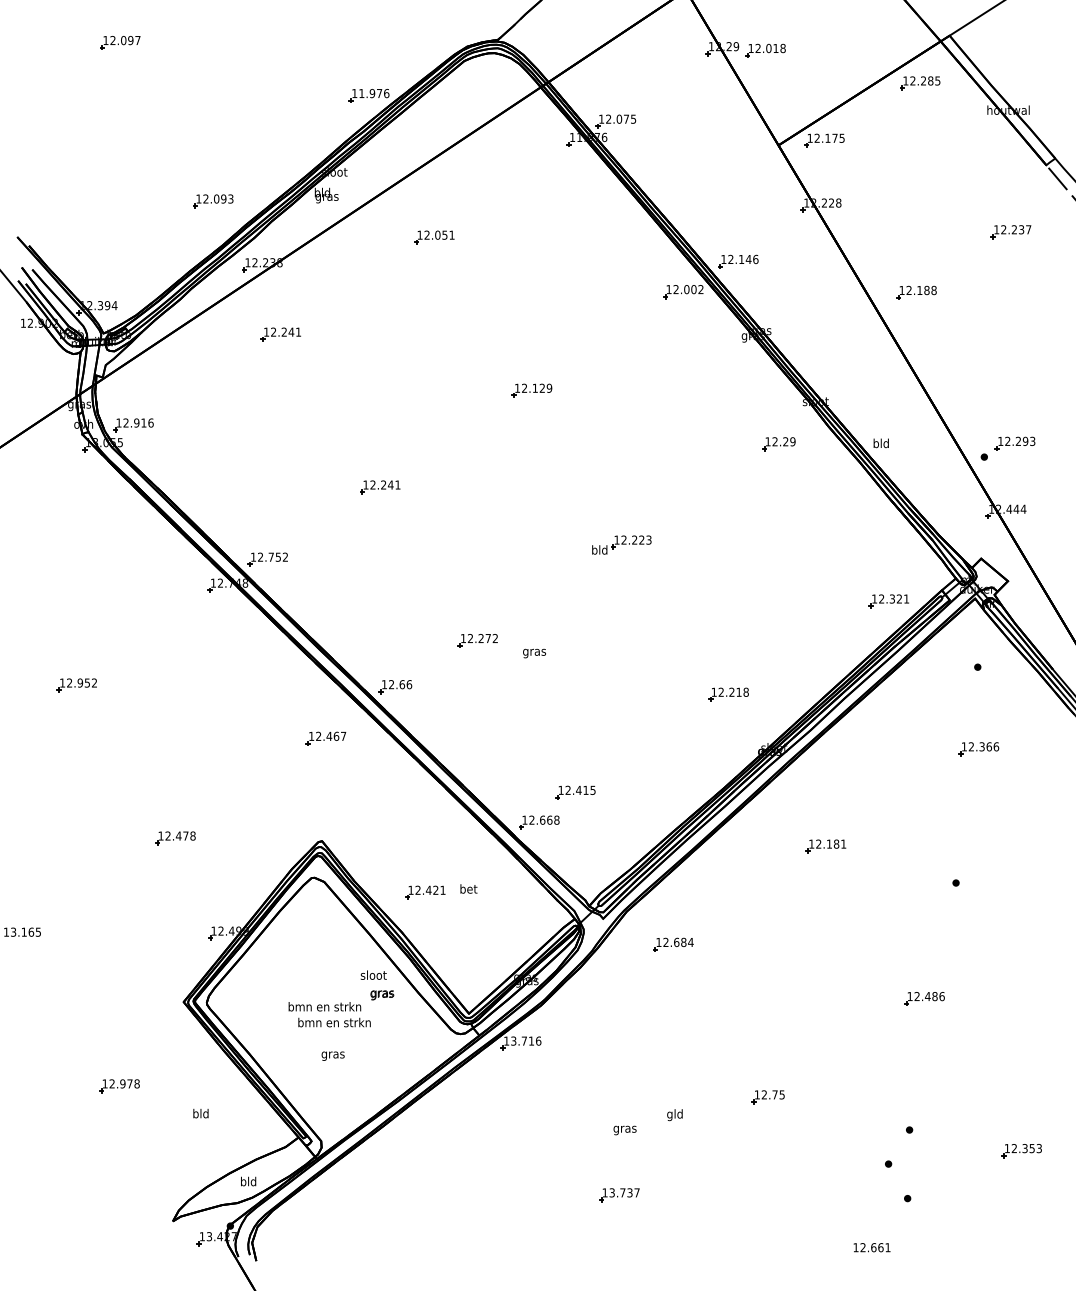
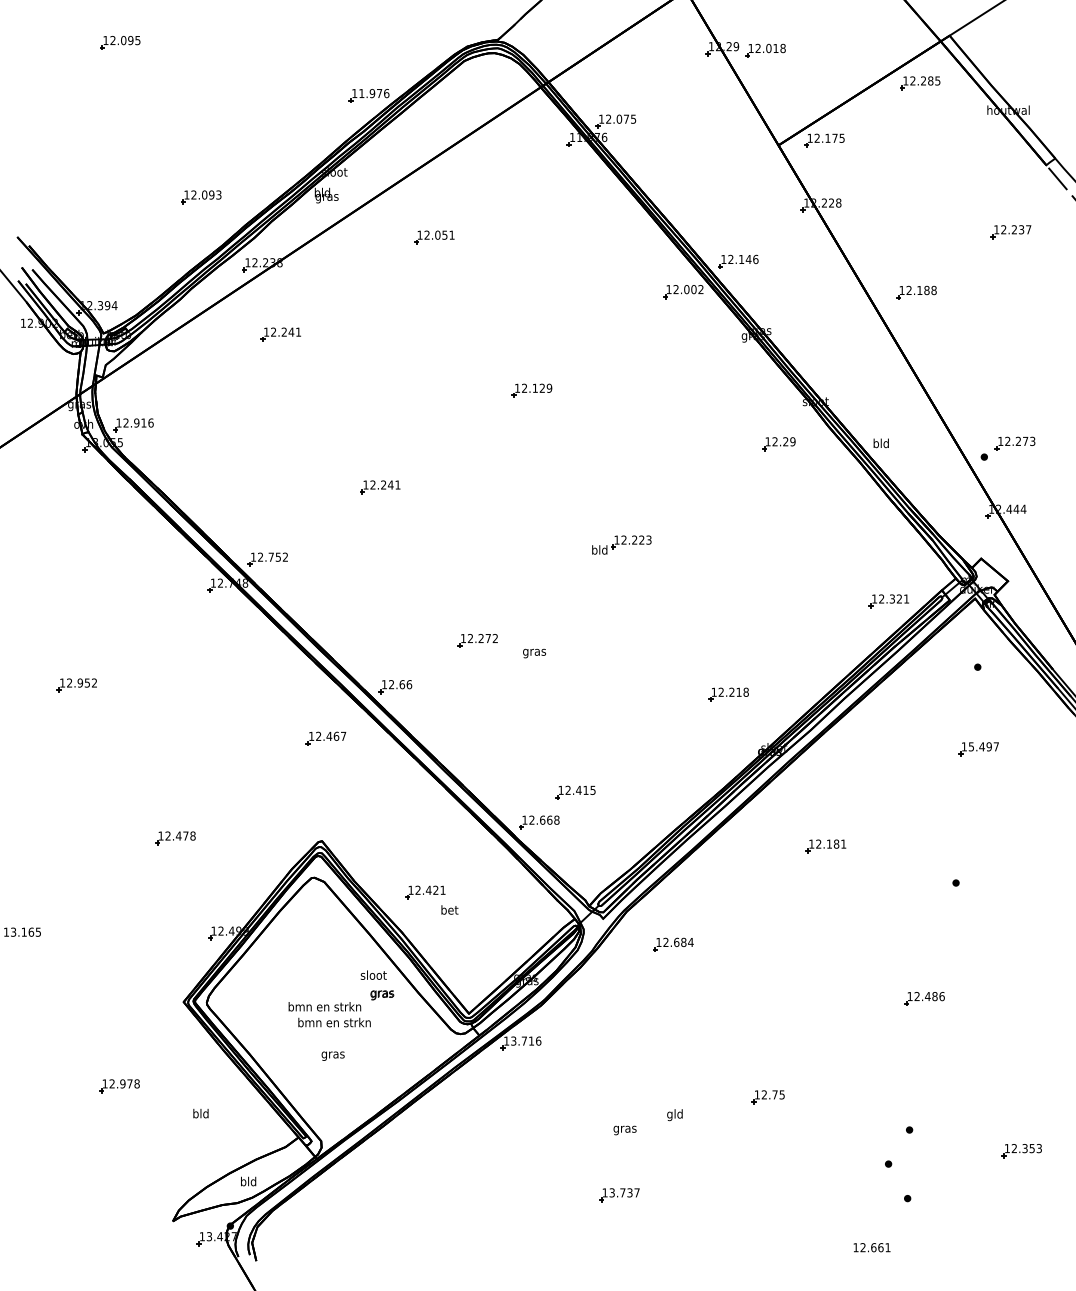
text: 12.097 -> 12.095 (137, 40)
part position: (213, 201) -> (201, 197) (201, 197)
text: 12.293 -> 12.273 (1025, 440)
text: 12.366 -> 15.497 (983, 746)
text position: (468, 888) -> (449, 909) (449, 909)
